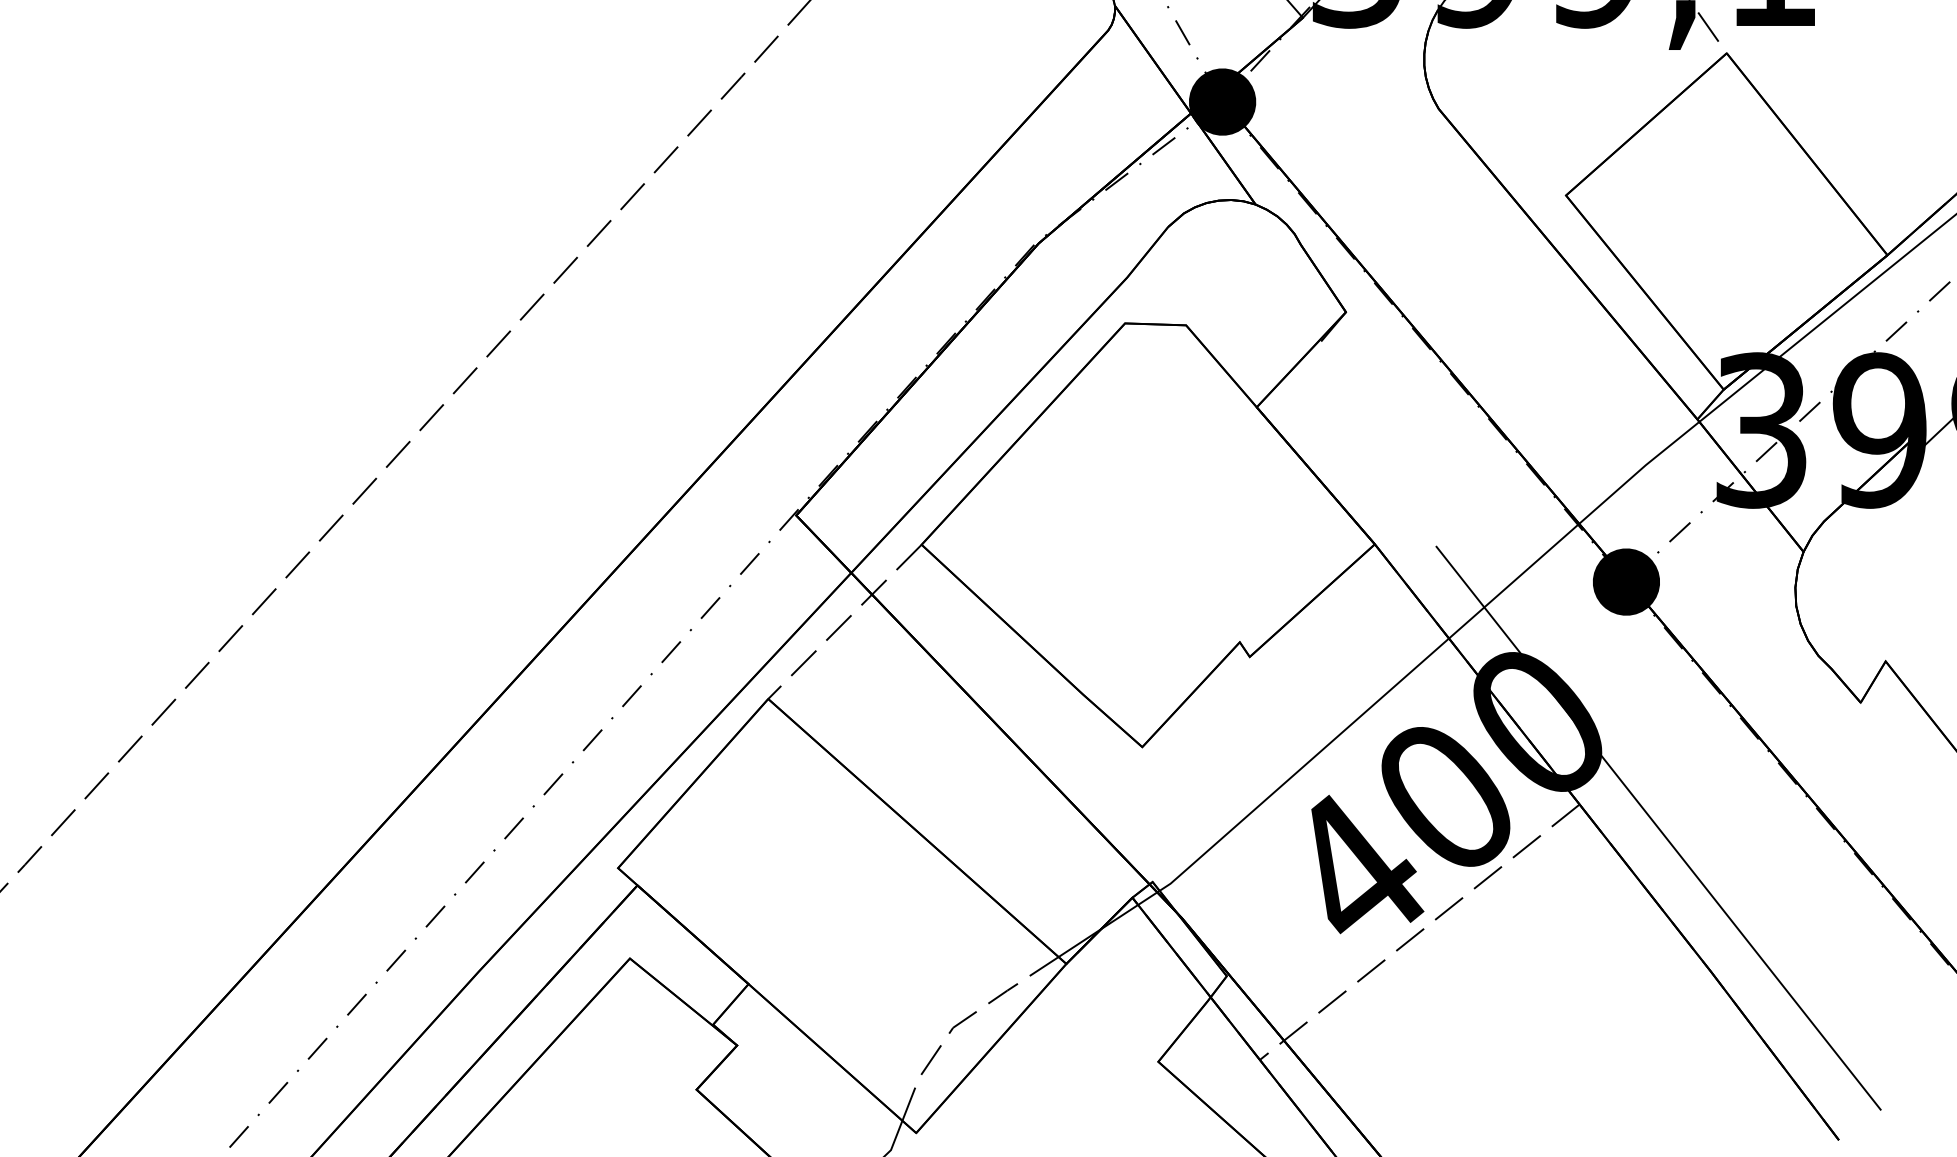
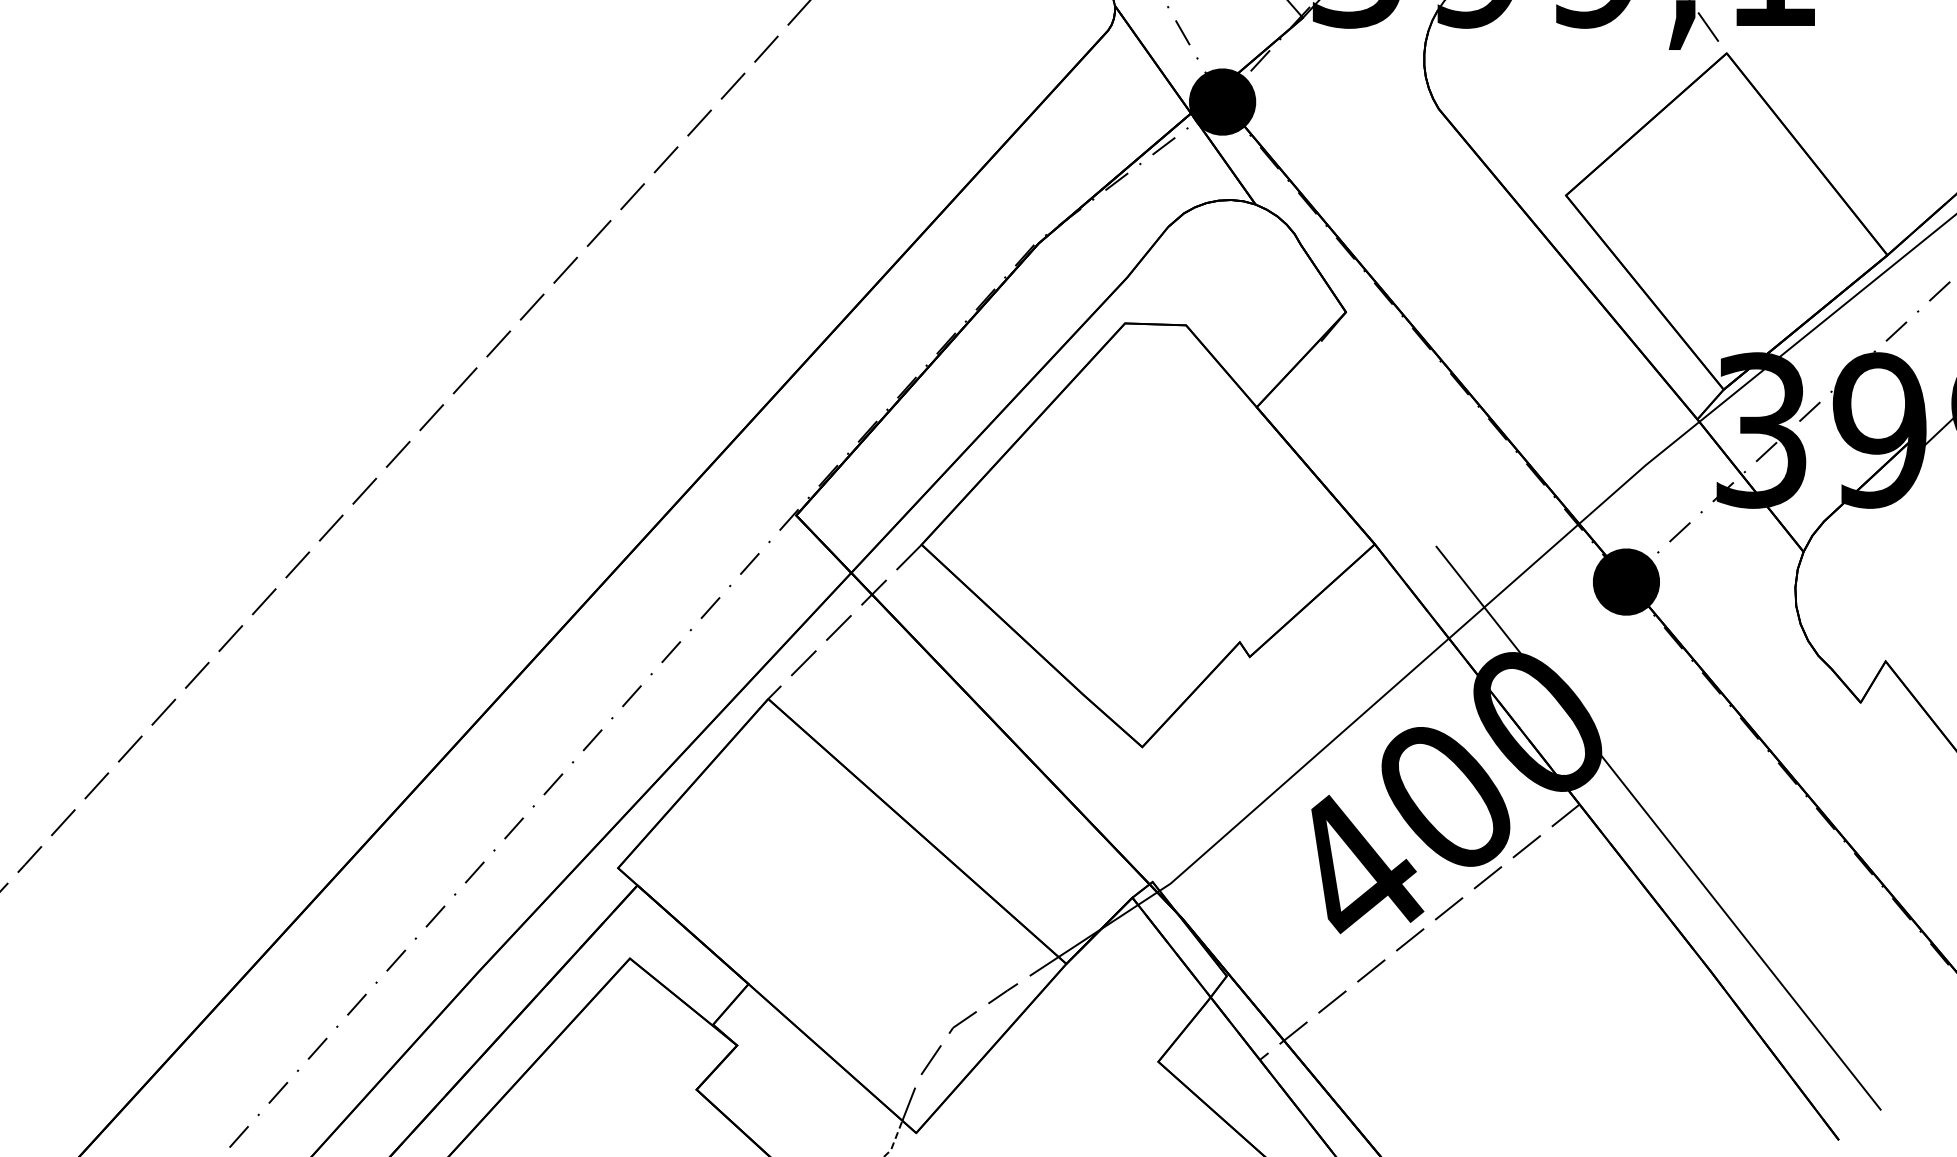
line: solid -> dashed (894, 1140)
